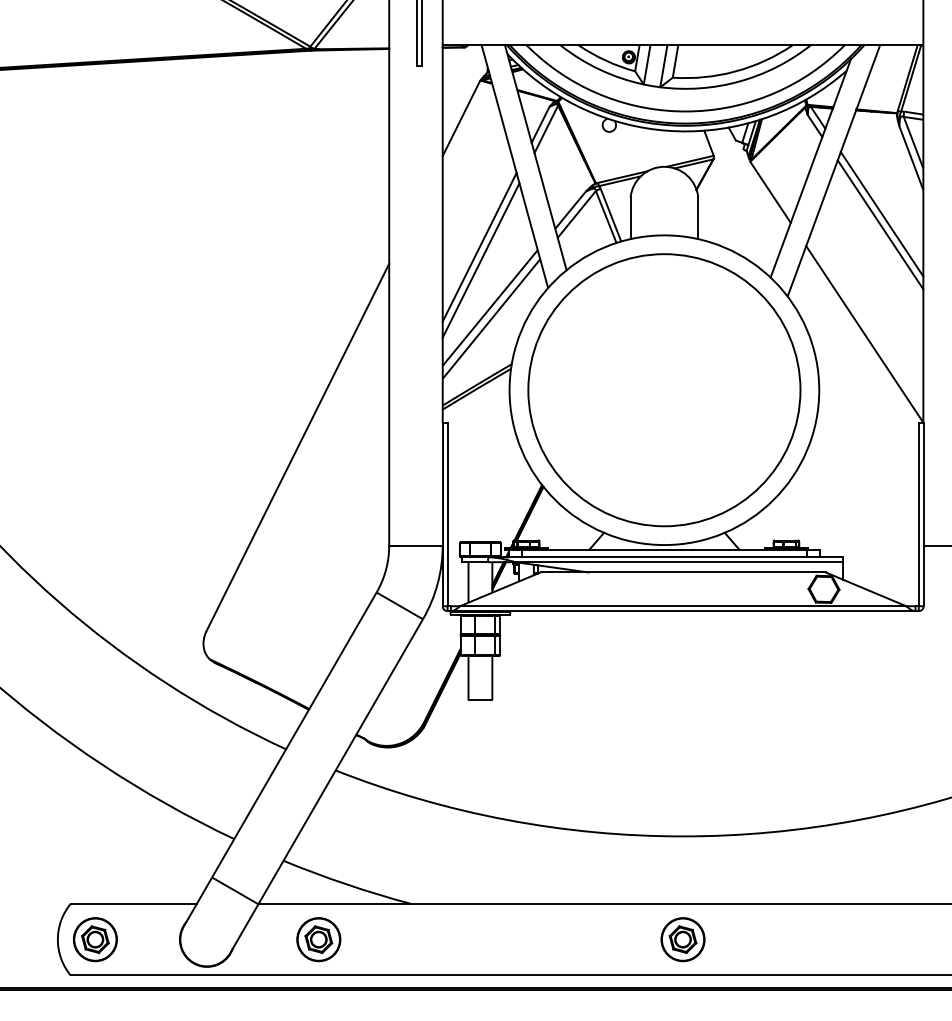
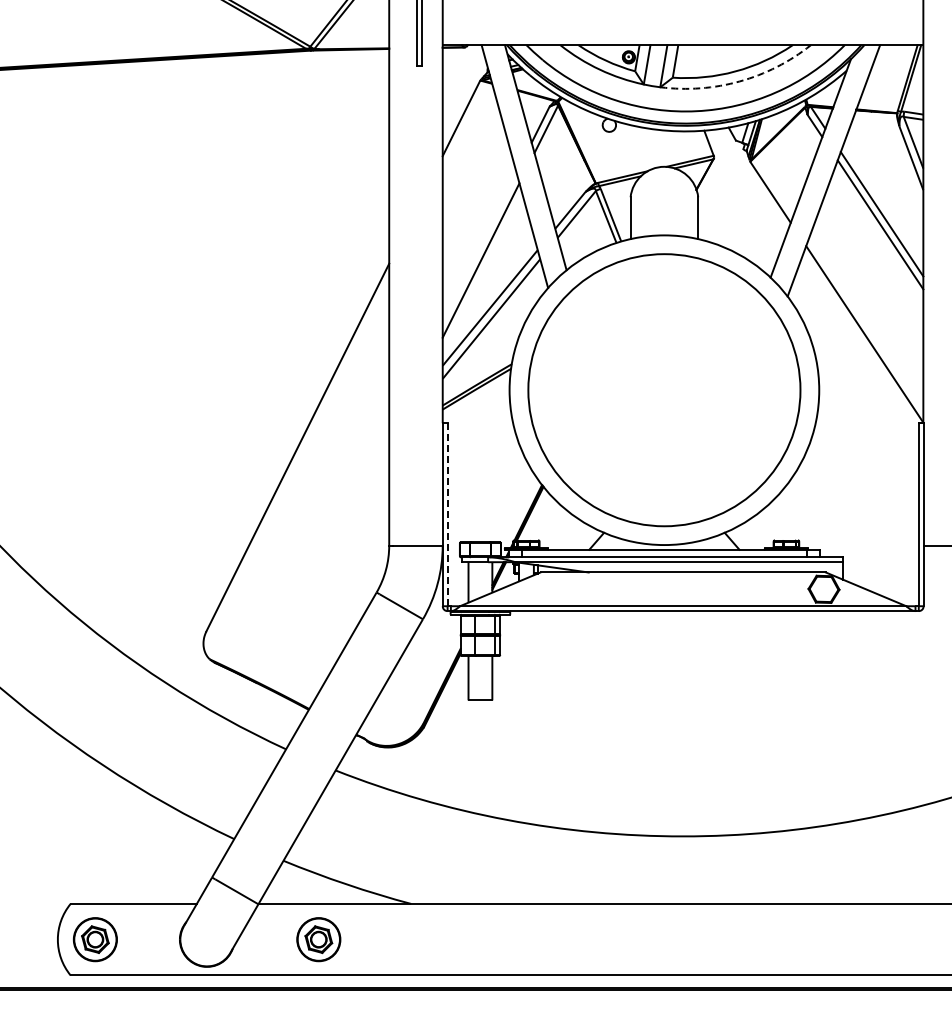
arc: solid -> dashed (739, 81)
line: present -> none (479, 247)
line: solid -> dashed (447, 514)
part: present -> none (682, 939)
